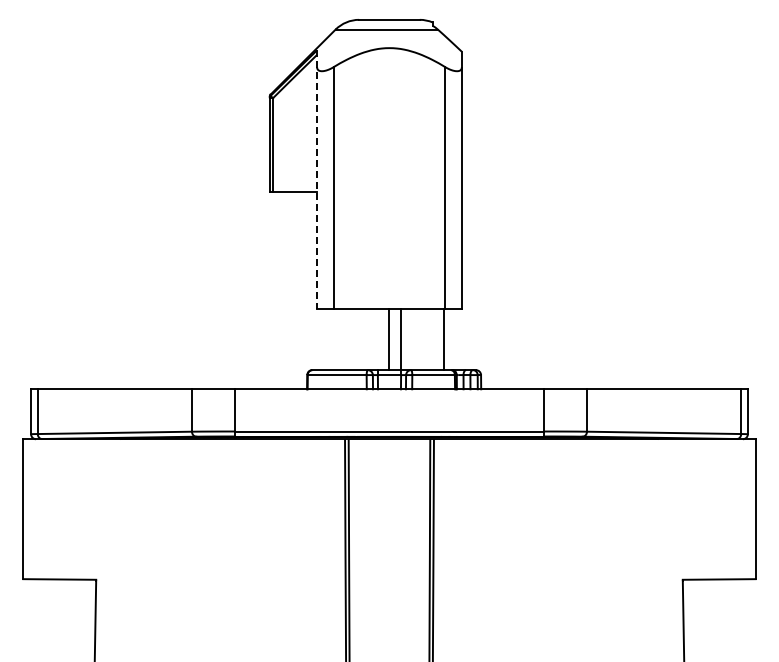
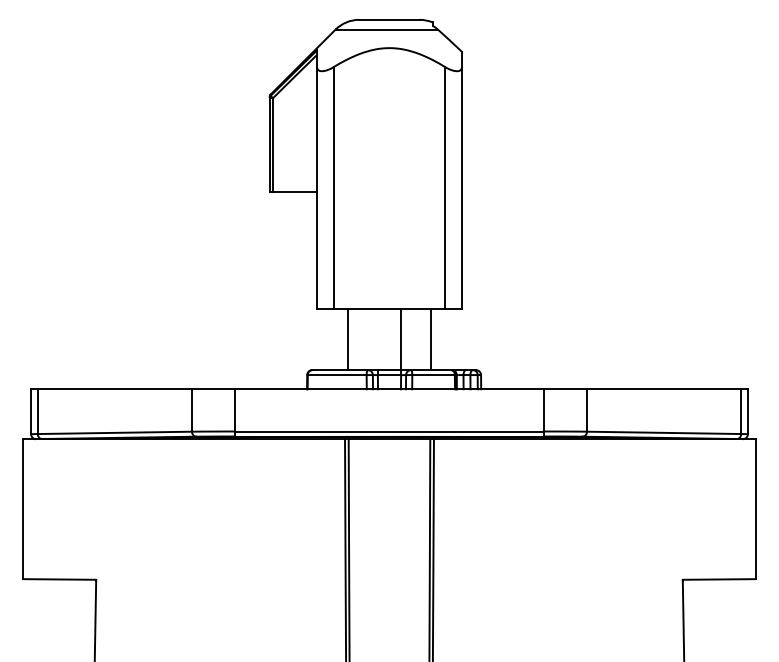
line: dashed -> solid (317, 179)
line position: (389, 339) -> (348, 339) (348, 339)
line position: (443, 339) -> (430, 339) (430, 339)
